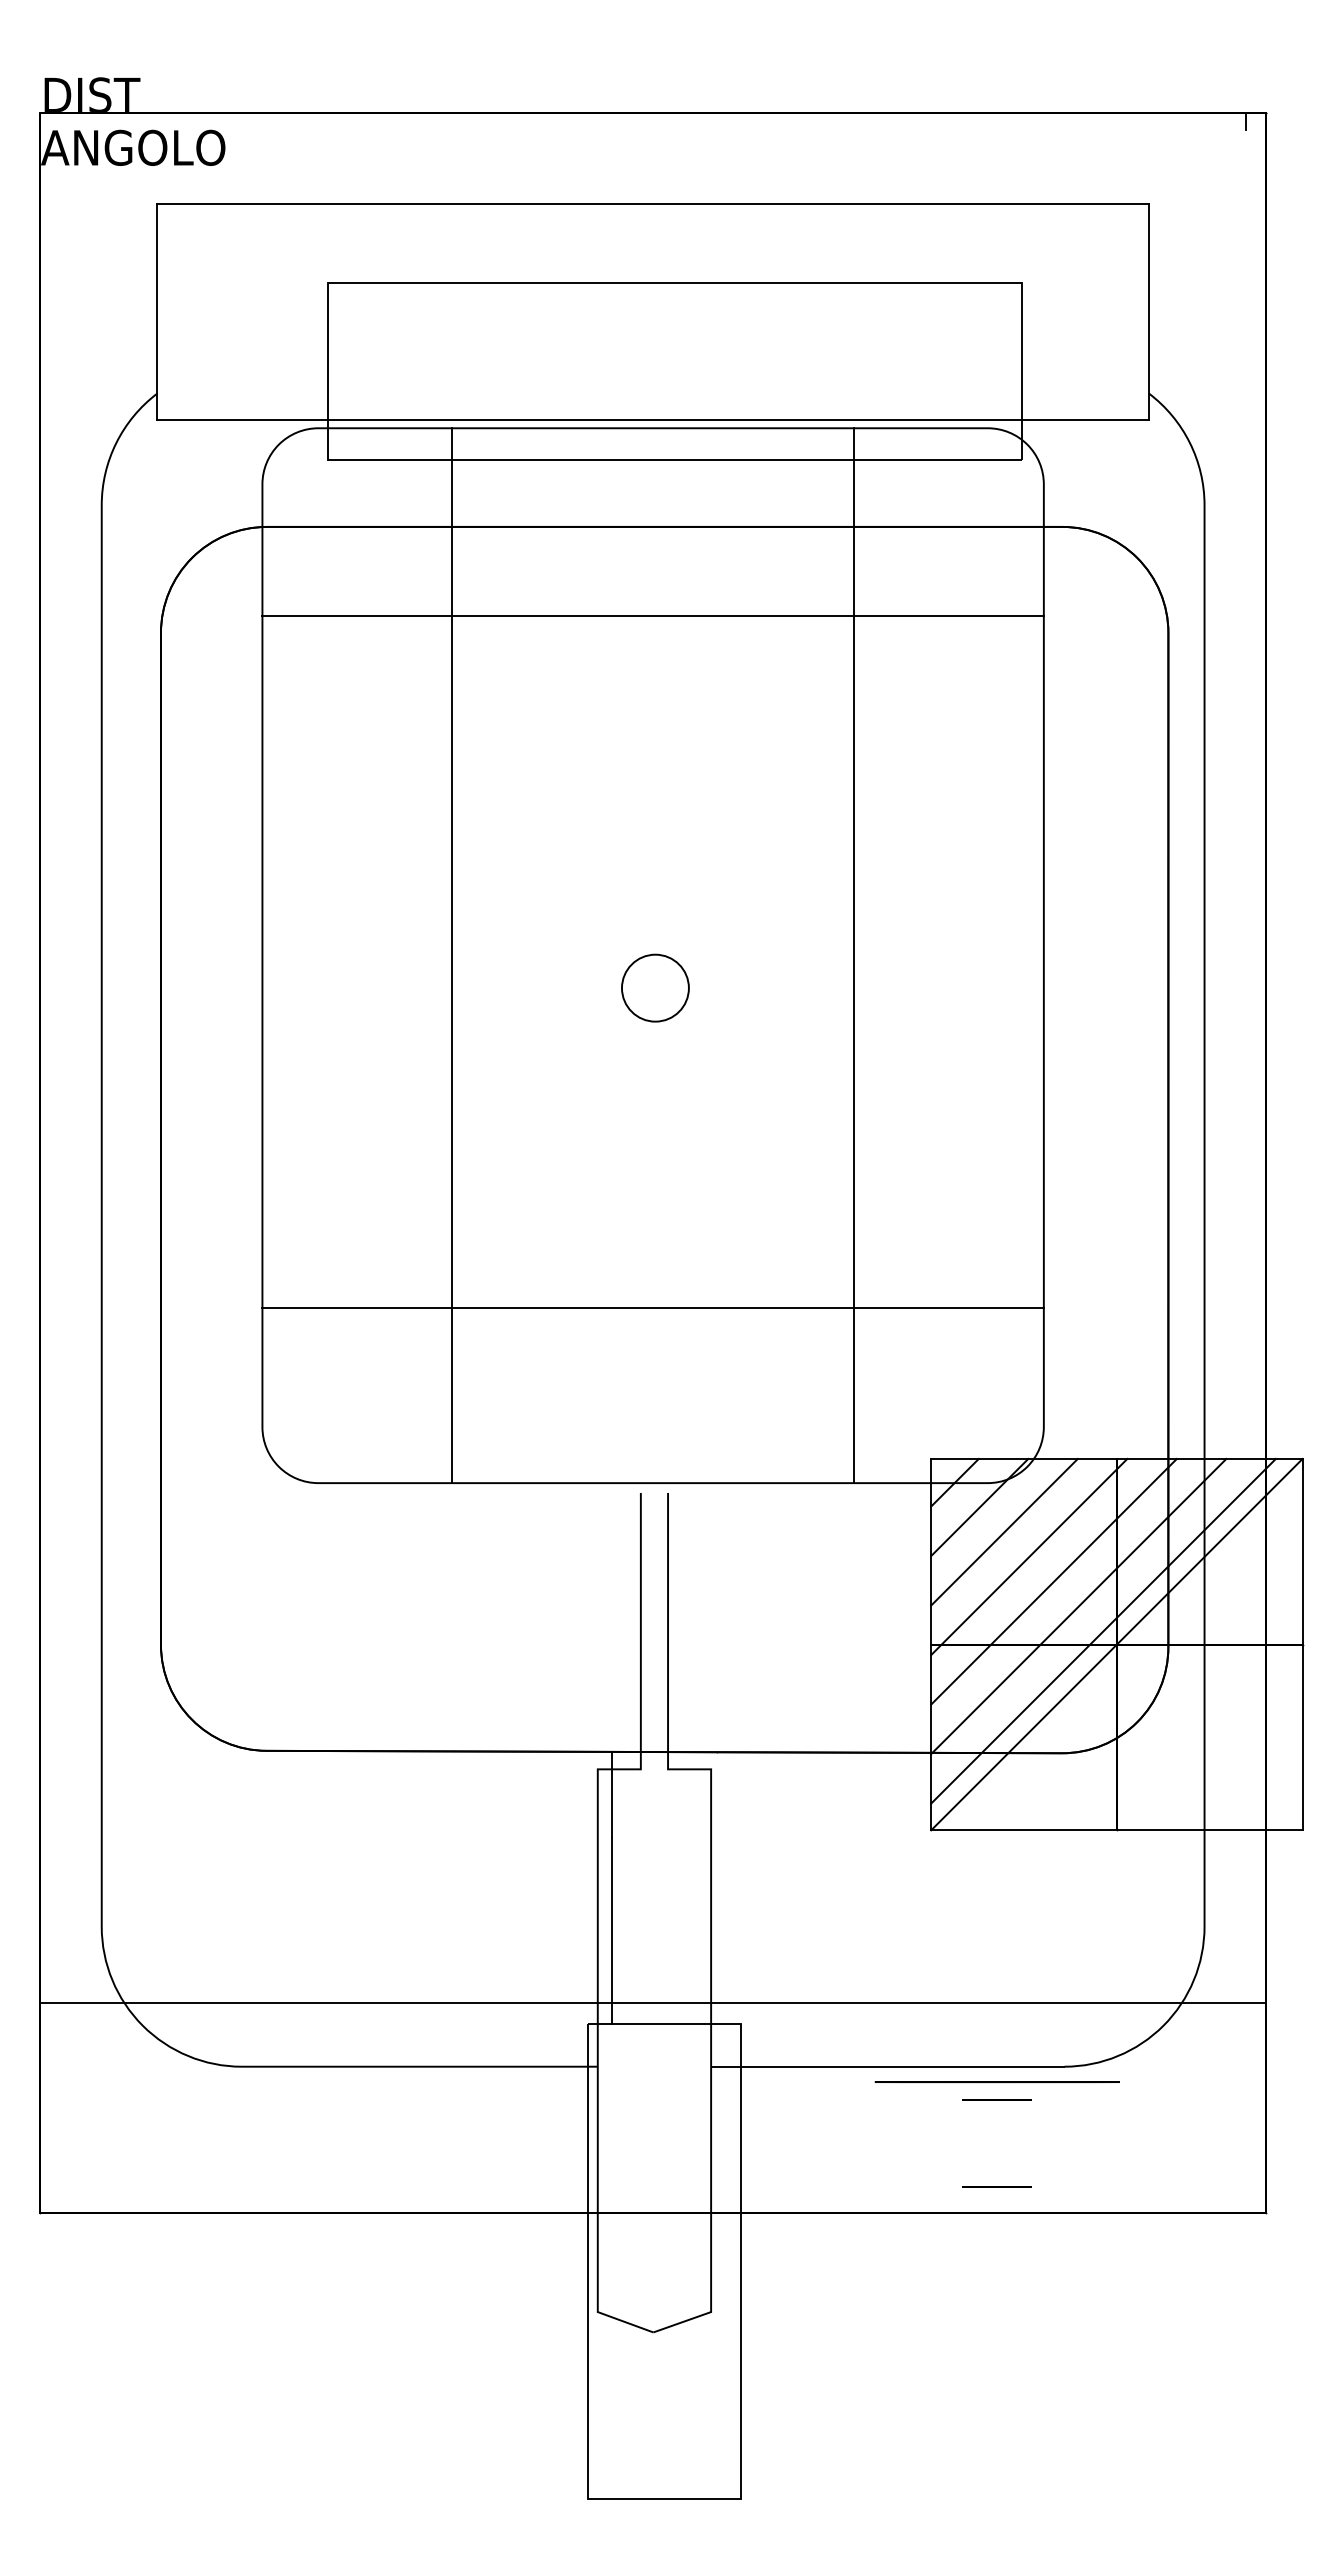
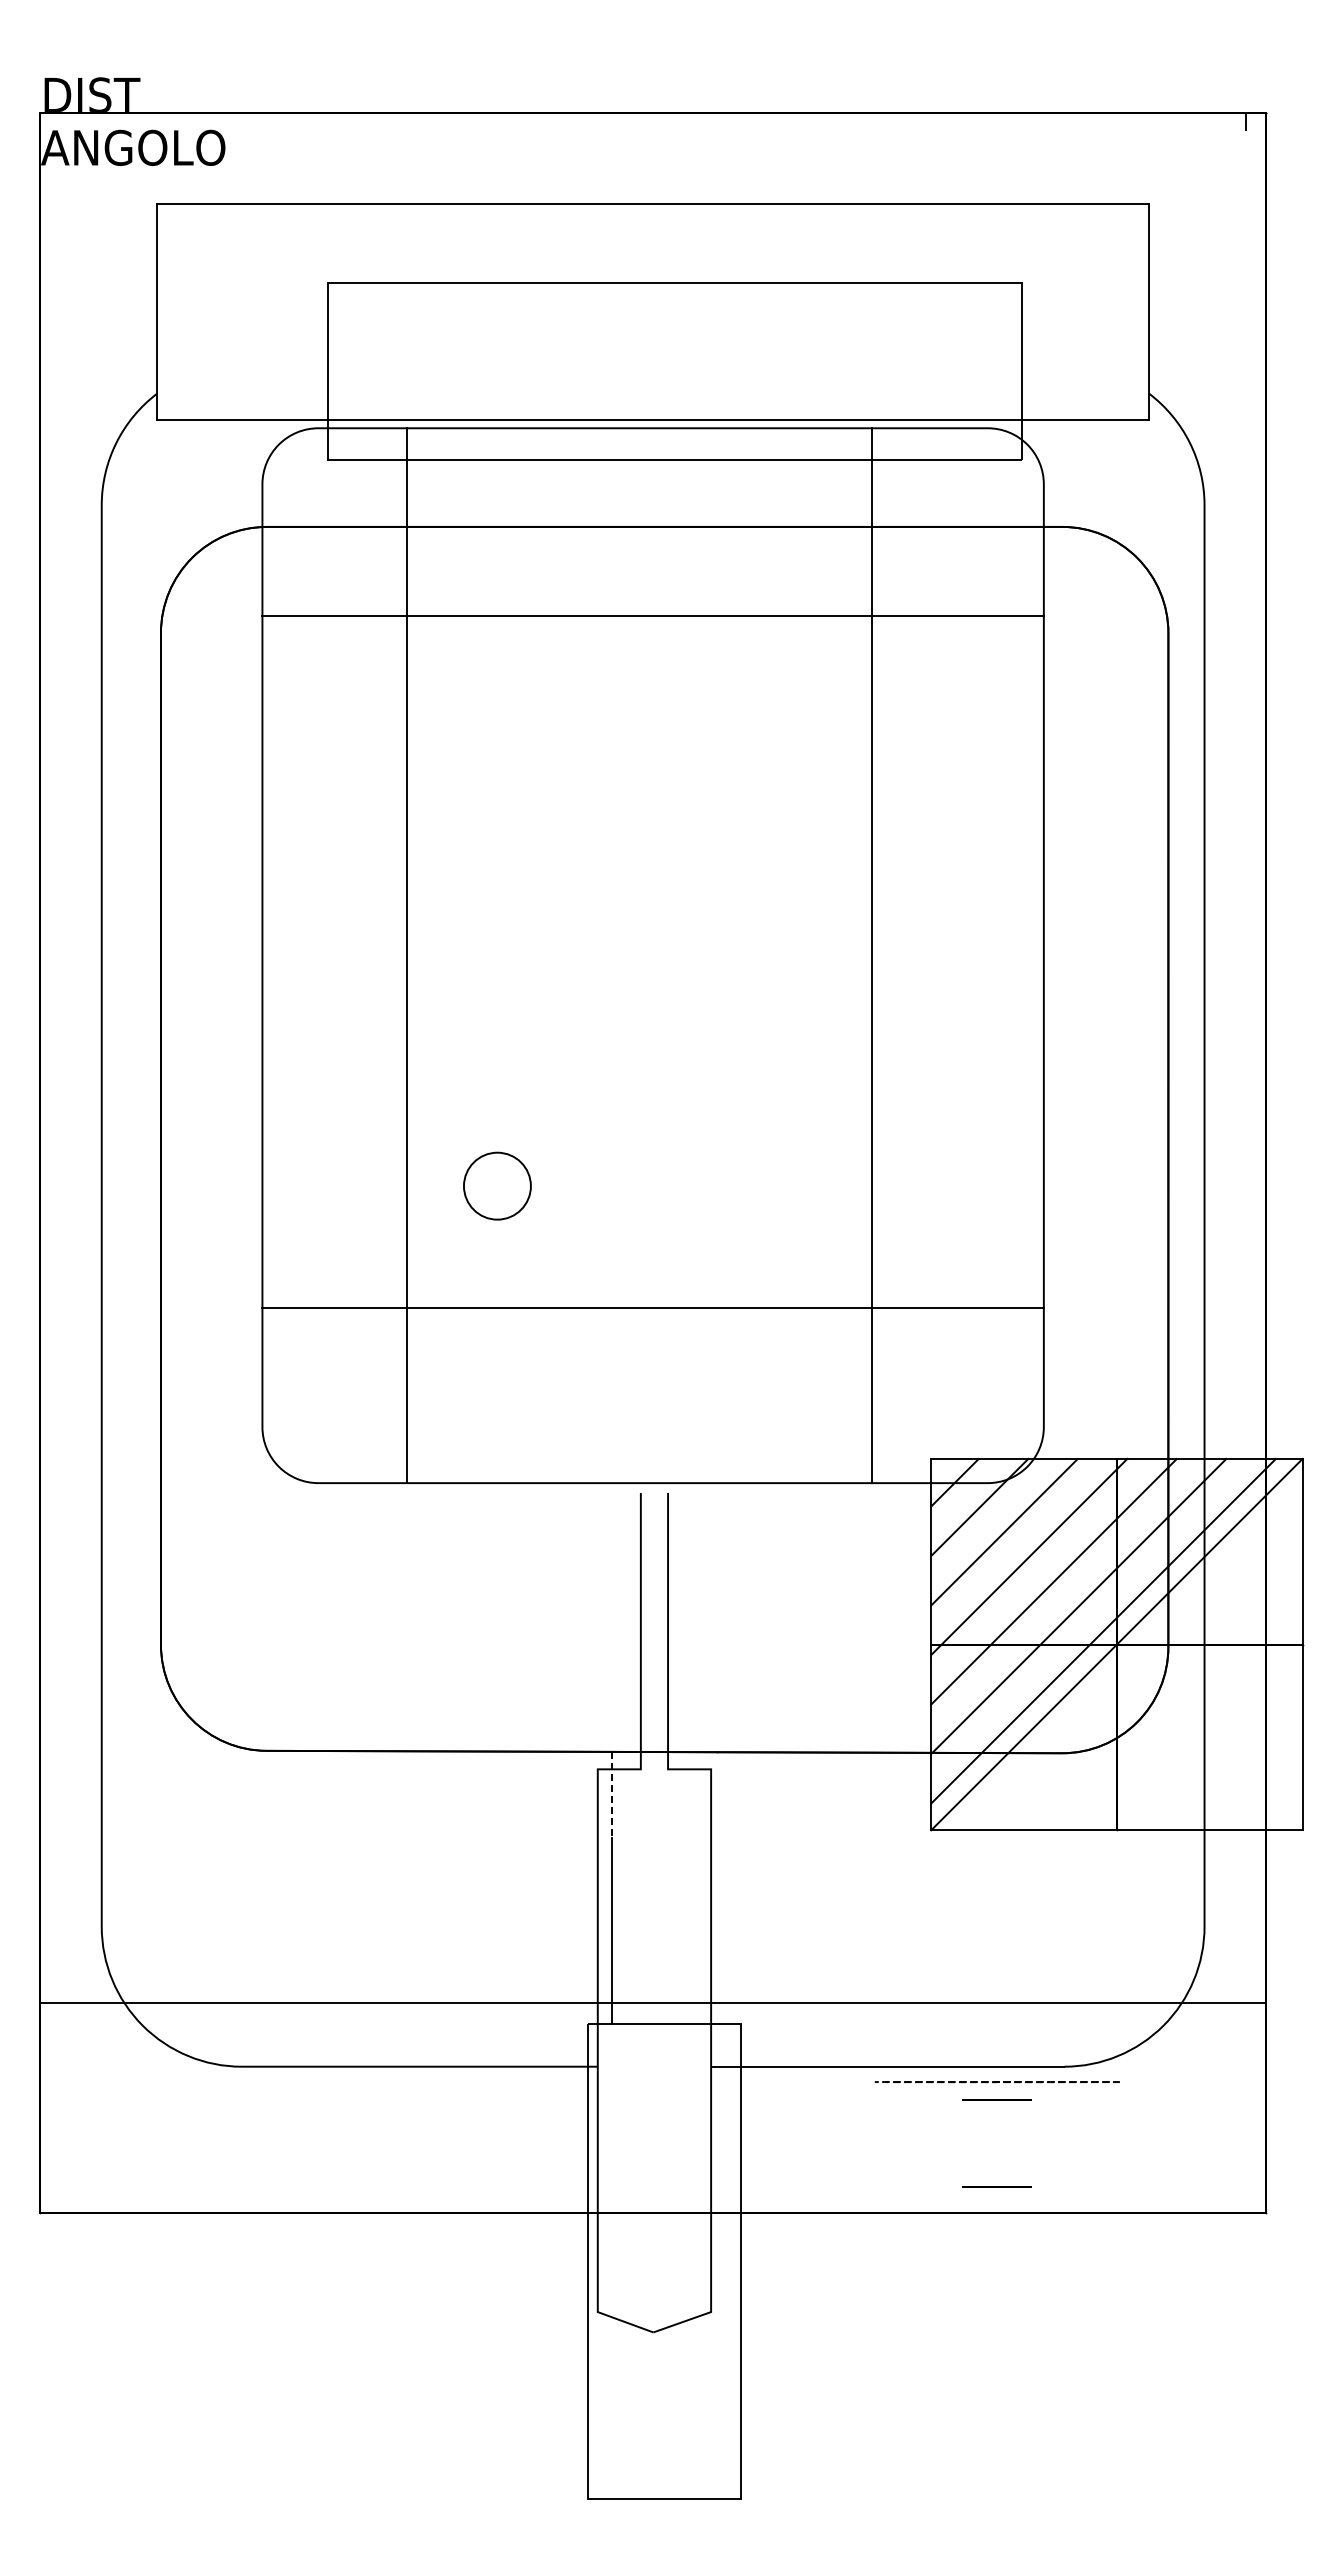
line position: (452, 955) -> (407, 955) (407, 955)
line position: (854, 955) -> (872, 955) (872, 955)
circle position: (655, 987) -> (497, 1185) (497, 1185)
line: solid -> dashed (611, 1794)
circle: solid -> dashed (996, 2081)
